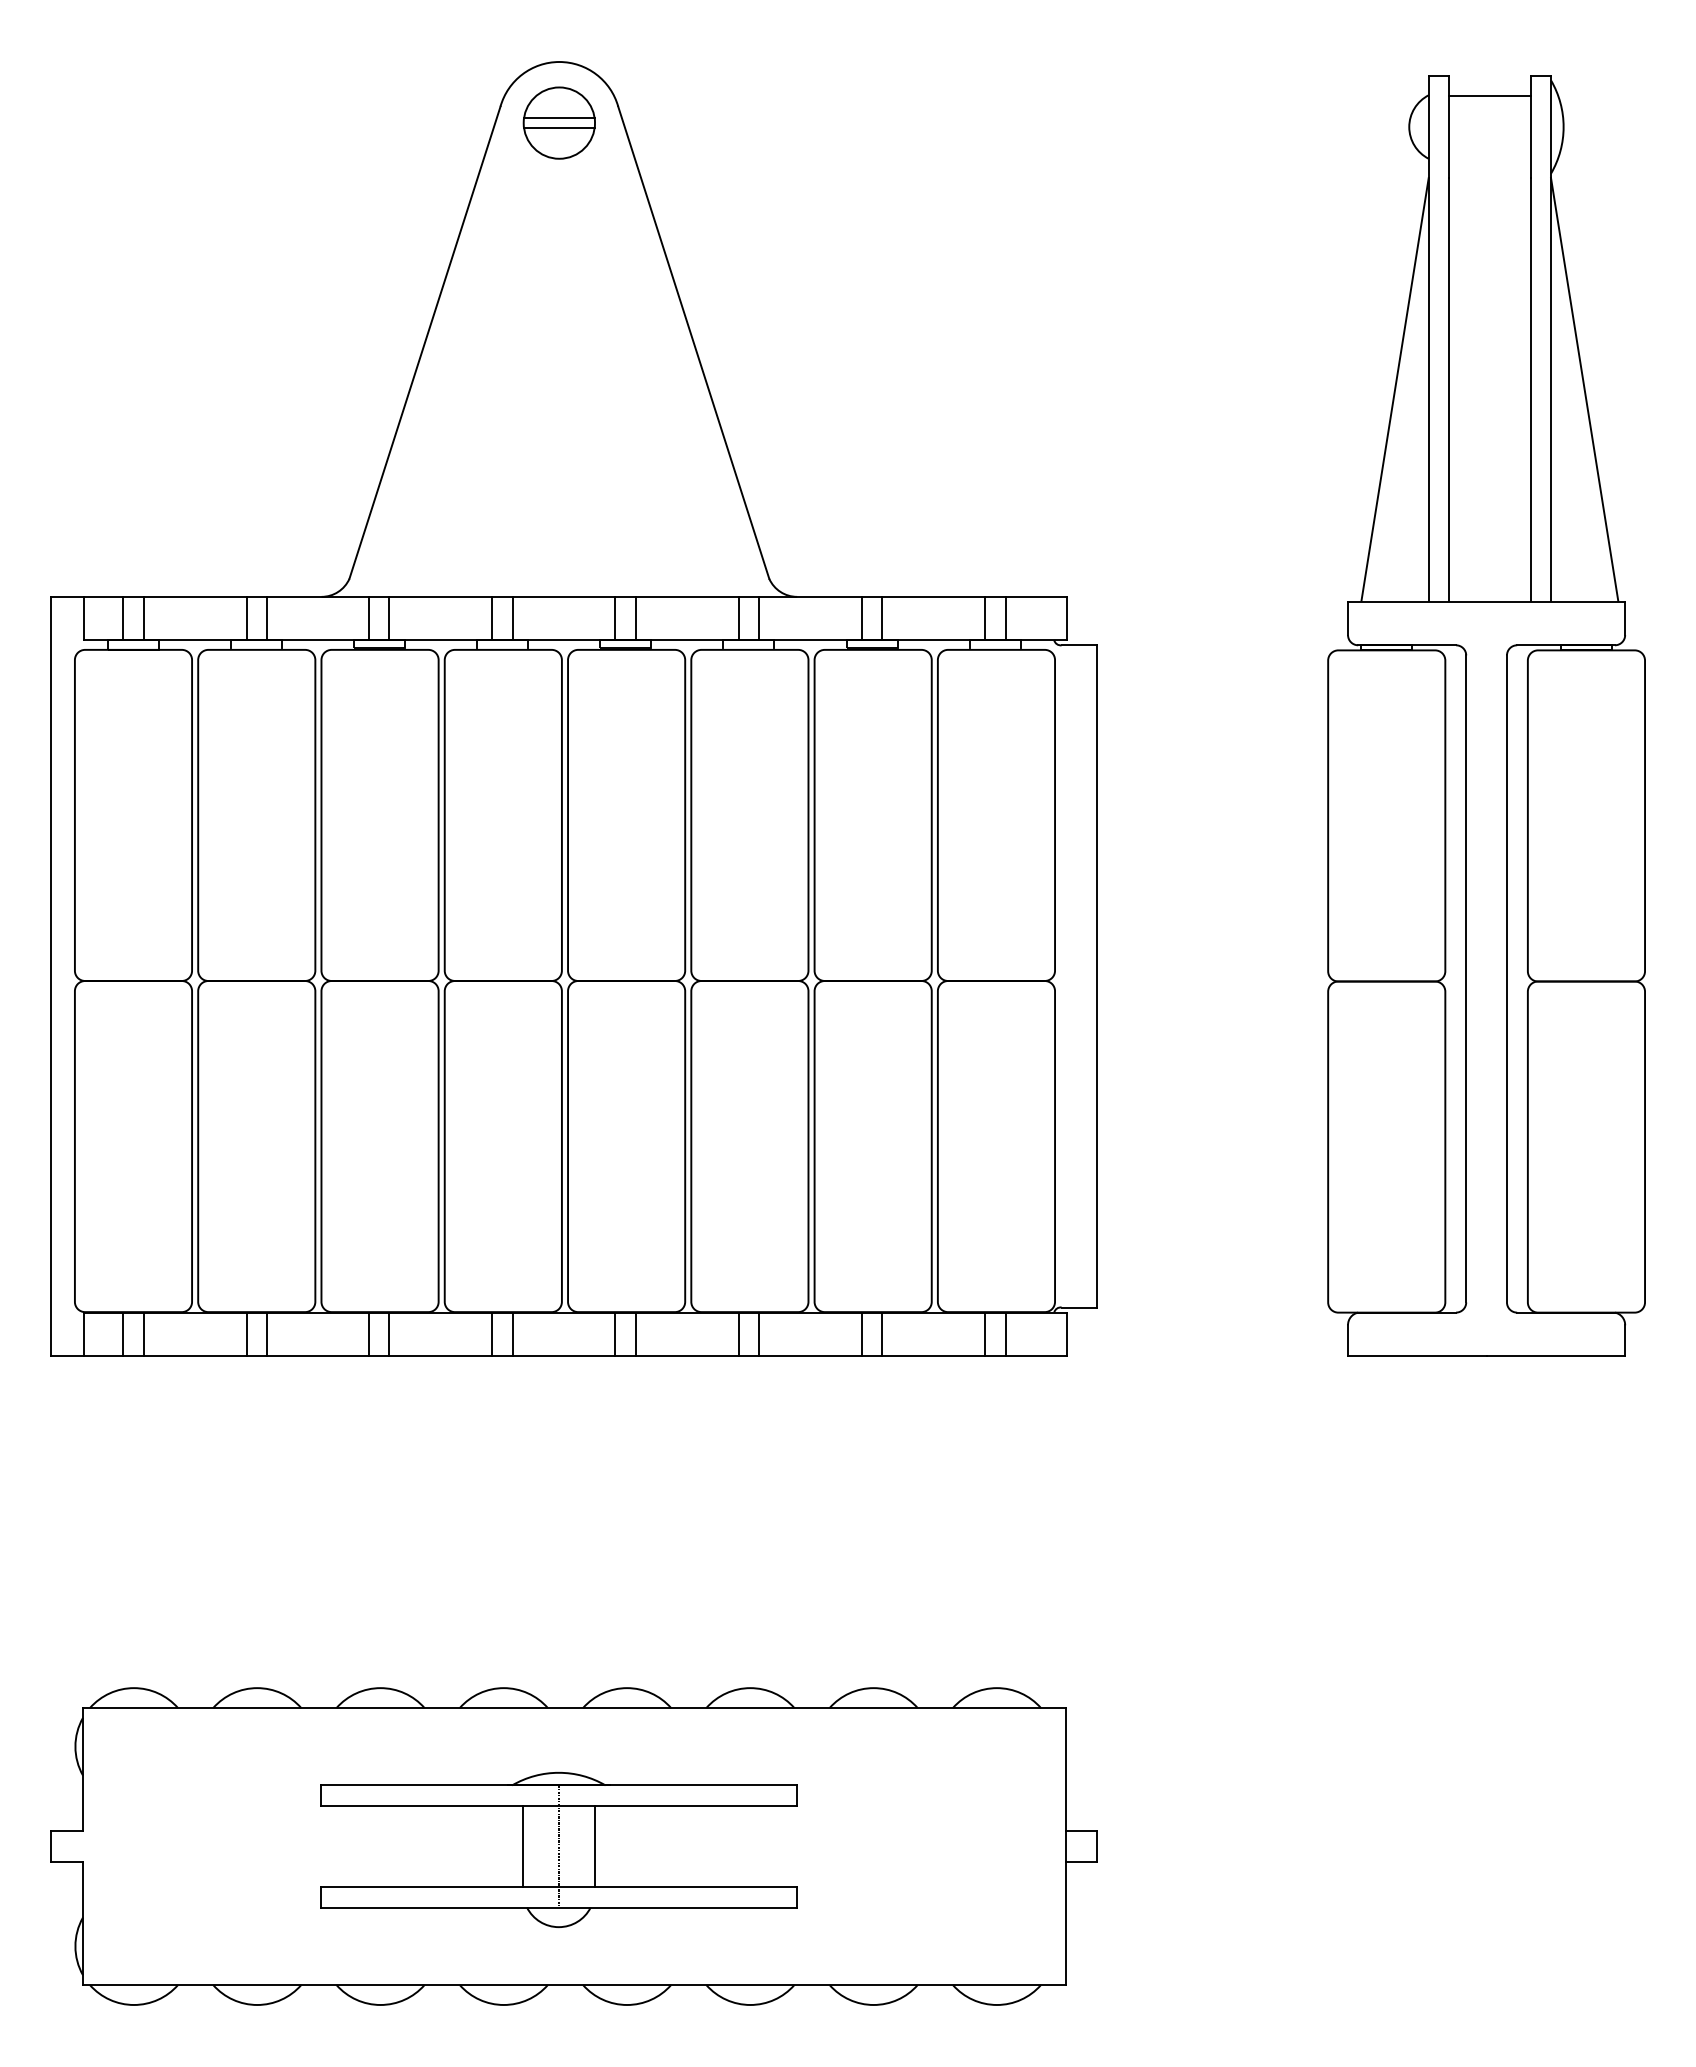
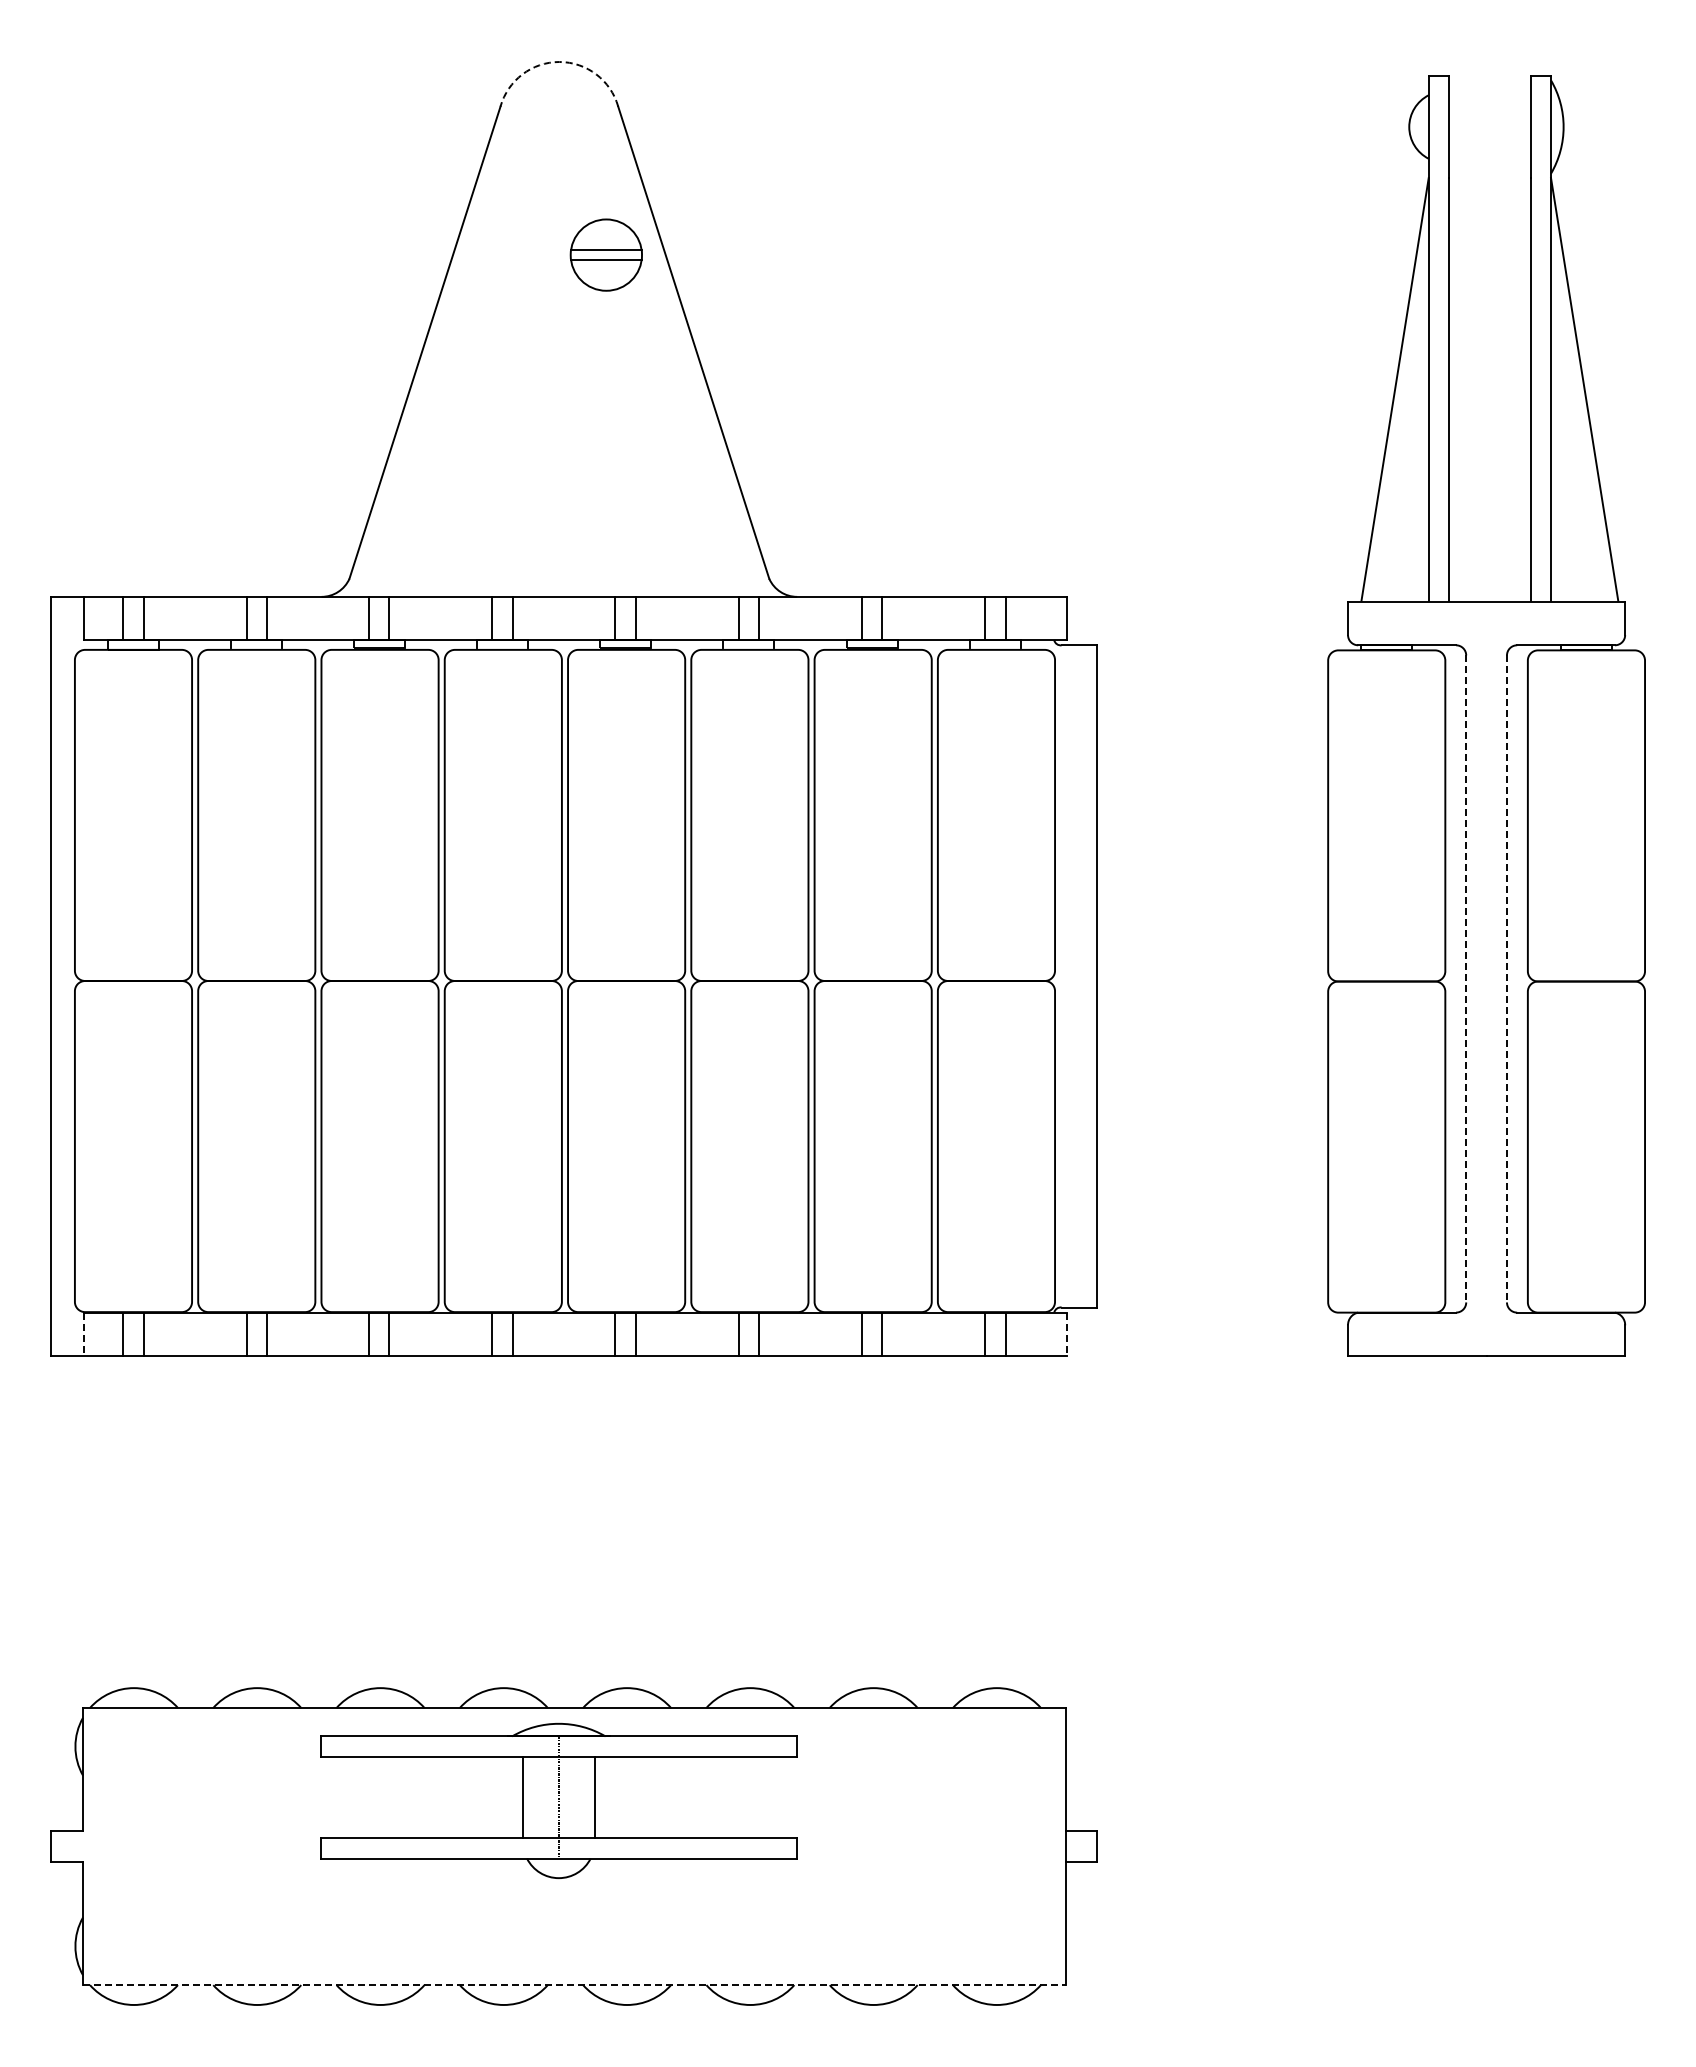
arc: solid -> dashed (559, 62)
line: present -> none (1489, 96)
part position: (558, 122) -> (605, 254) (605, 254)
line: solid -> dashed (1466, 979)
line: solid -> dashed (1506, 979)
line: solid -> dashed (83, 1334)
line: solid -> dashed (1066, 1334)
part position: (558, 1849) -> (558, 1800) (558, 1800)
line: solid -> dashed (574, 1985)
